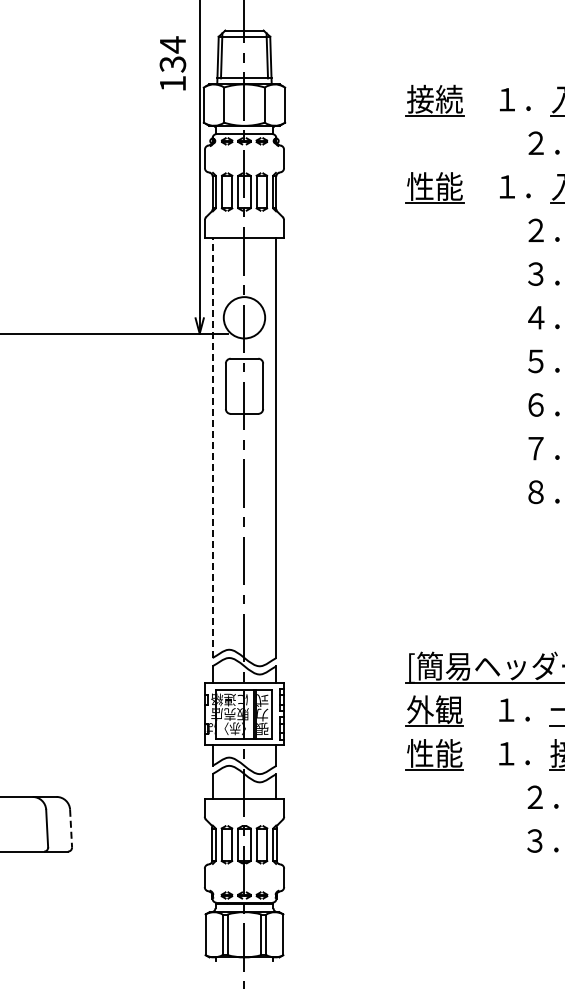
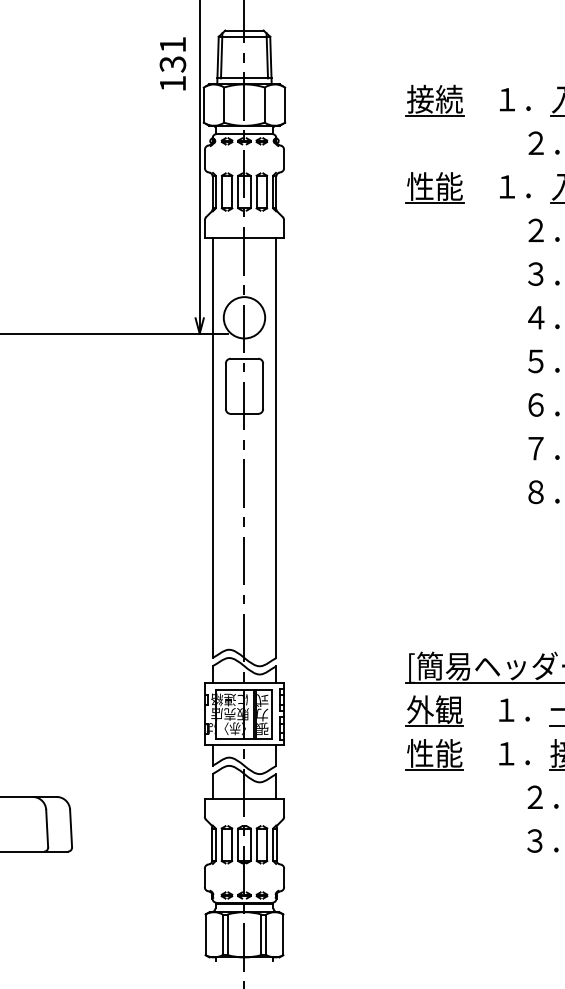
text: 134 -> 131 (172, 44)
line: dashed -> solid (212, 447)
line: dashed -> solid (71, 828)
